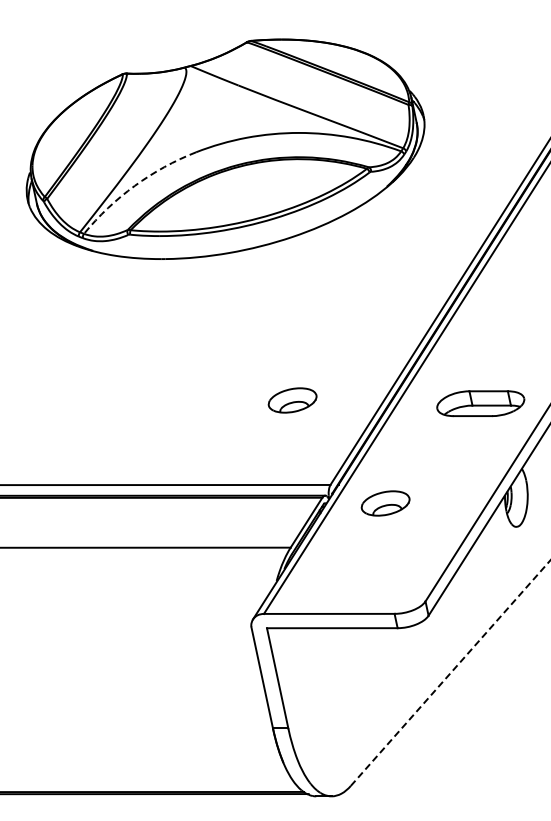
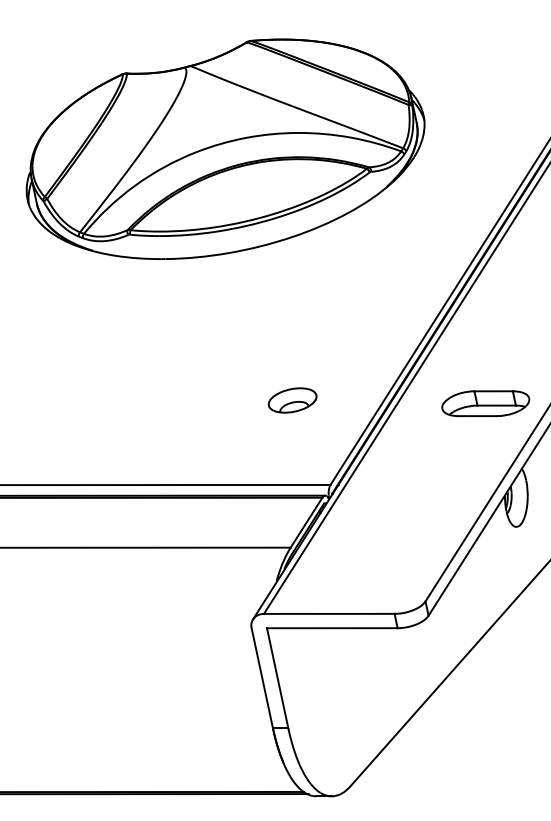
arc: dashed -> solid (134, 185)
part position: (480, 403) -> (485, 403) (485, 403)
part: present -> none (385, 503)
line: dashed -> solid (450, 672)
